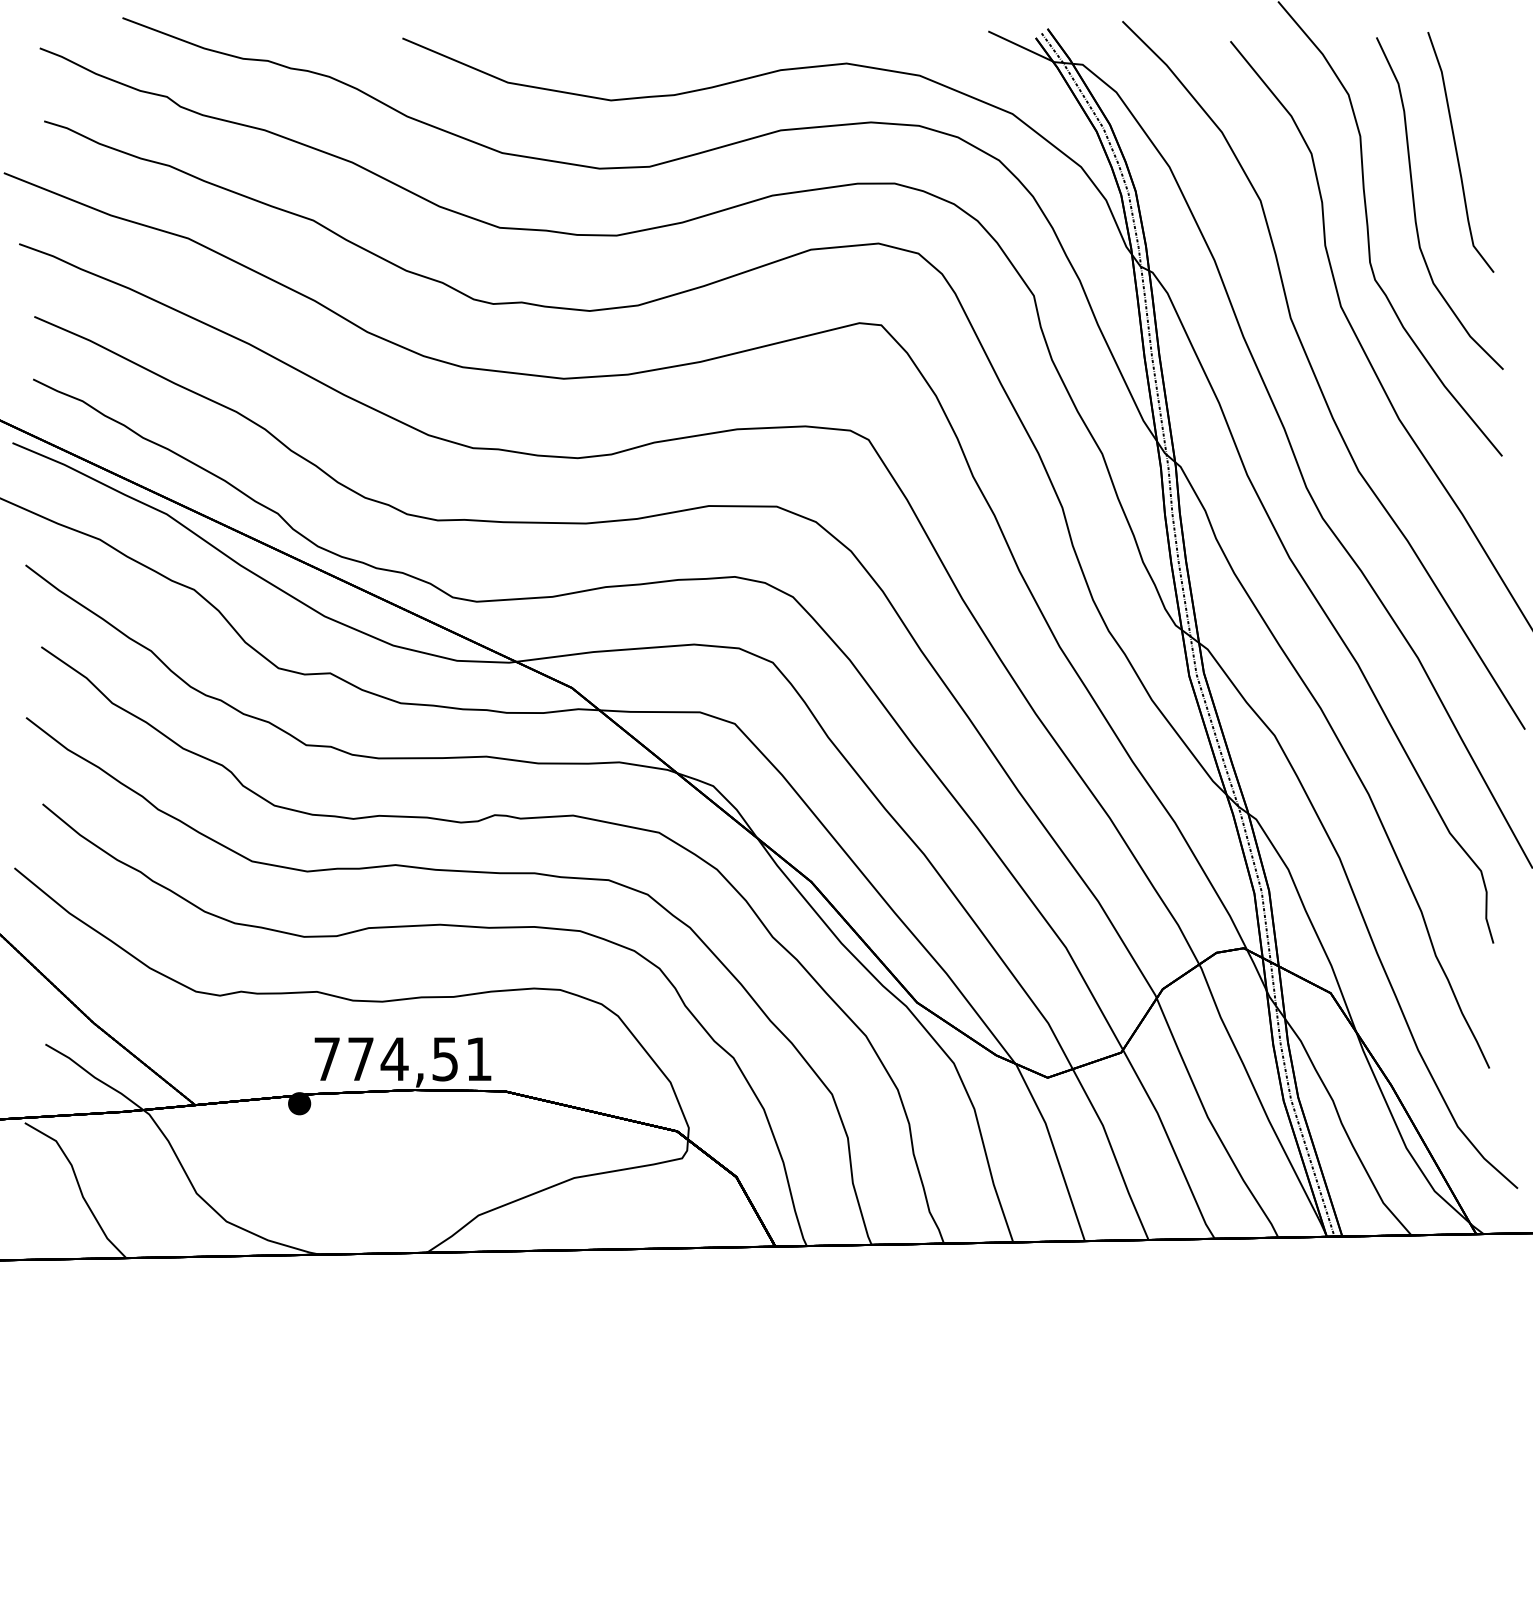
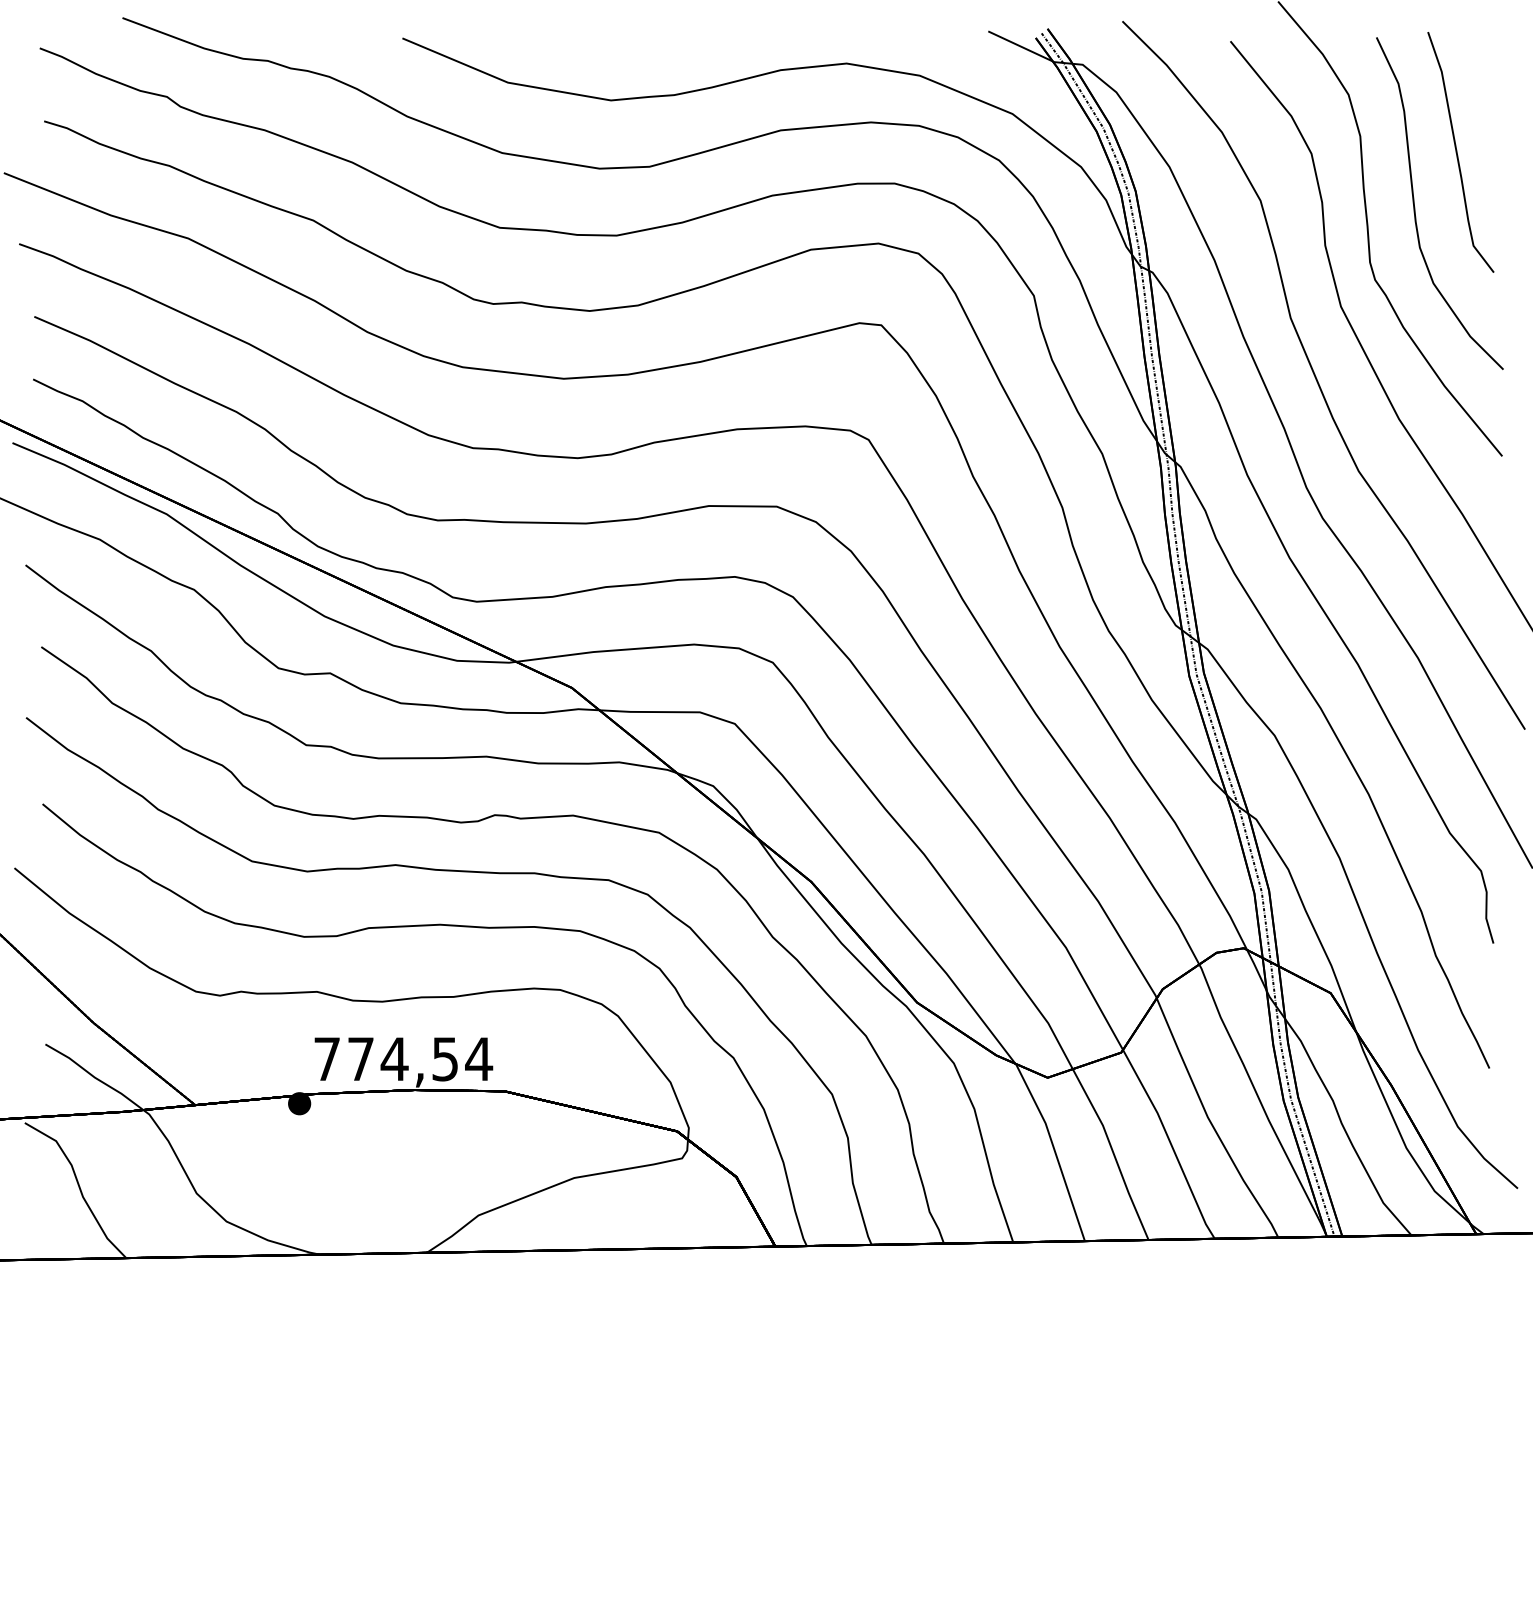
text: 774,51 -> 774,54 (479, 1058)
